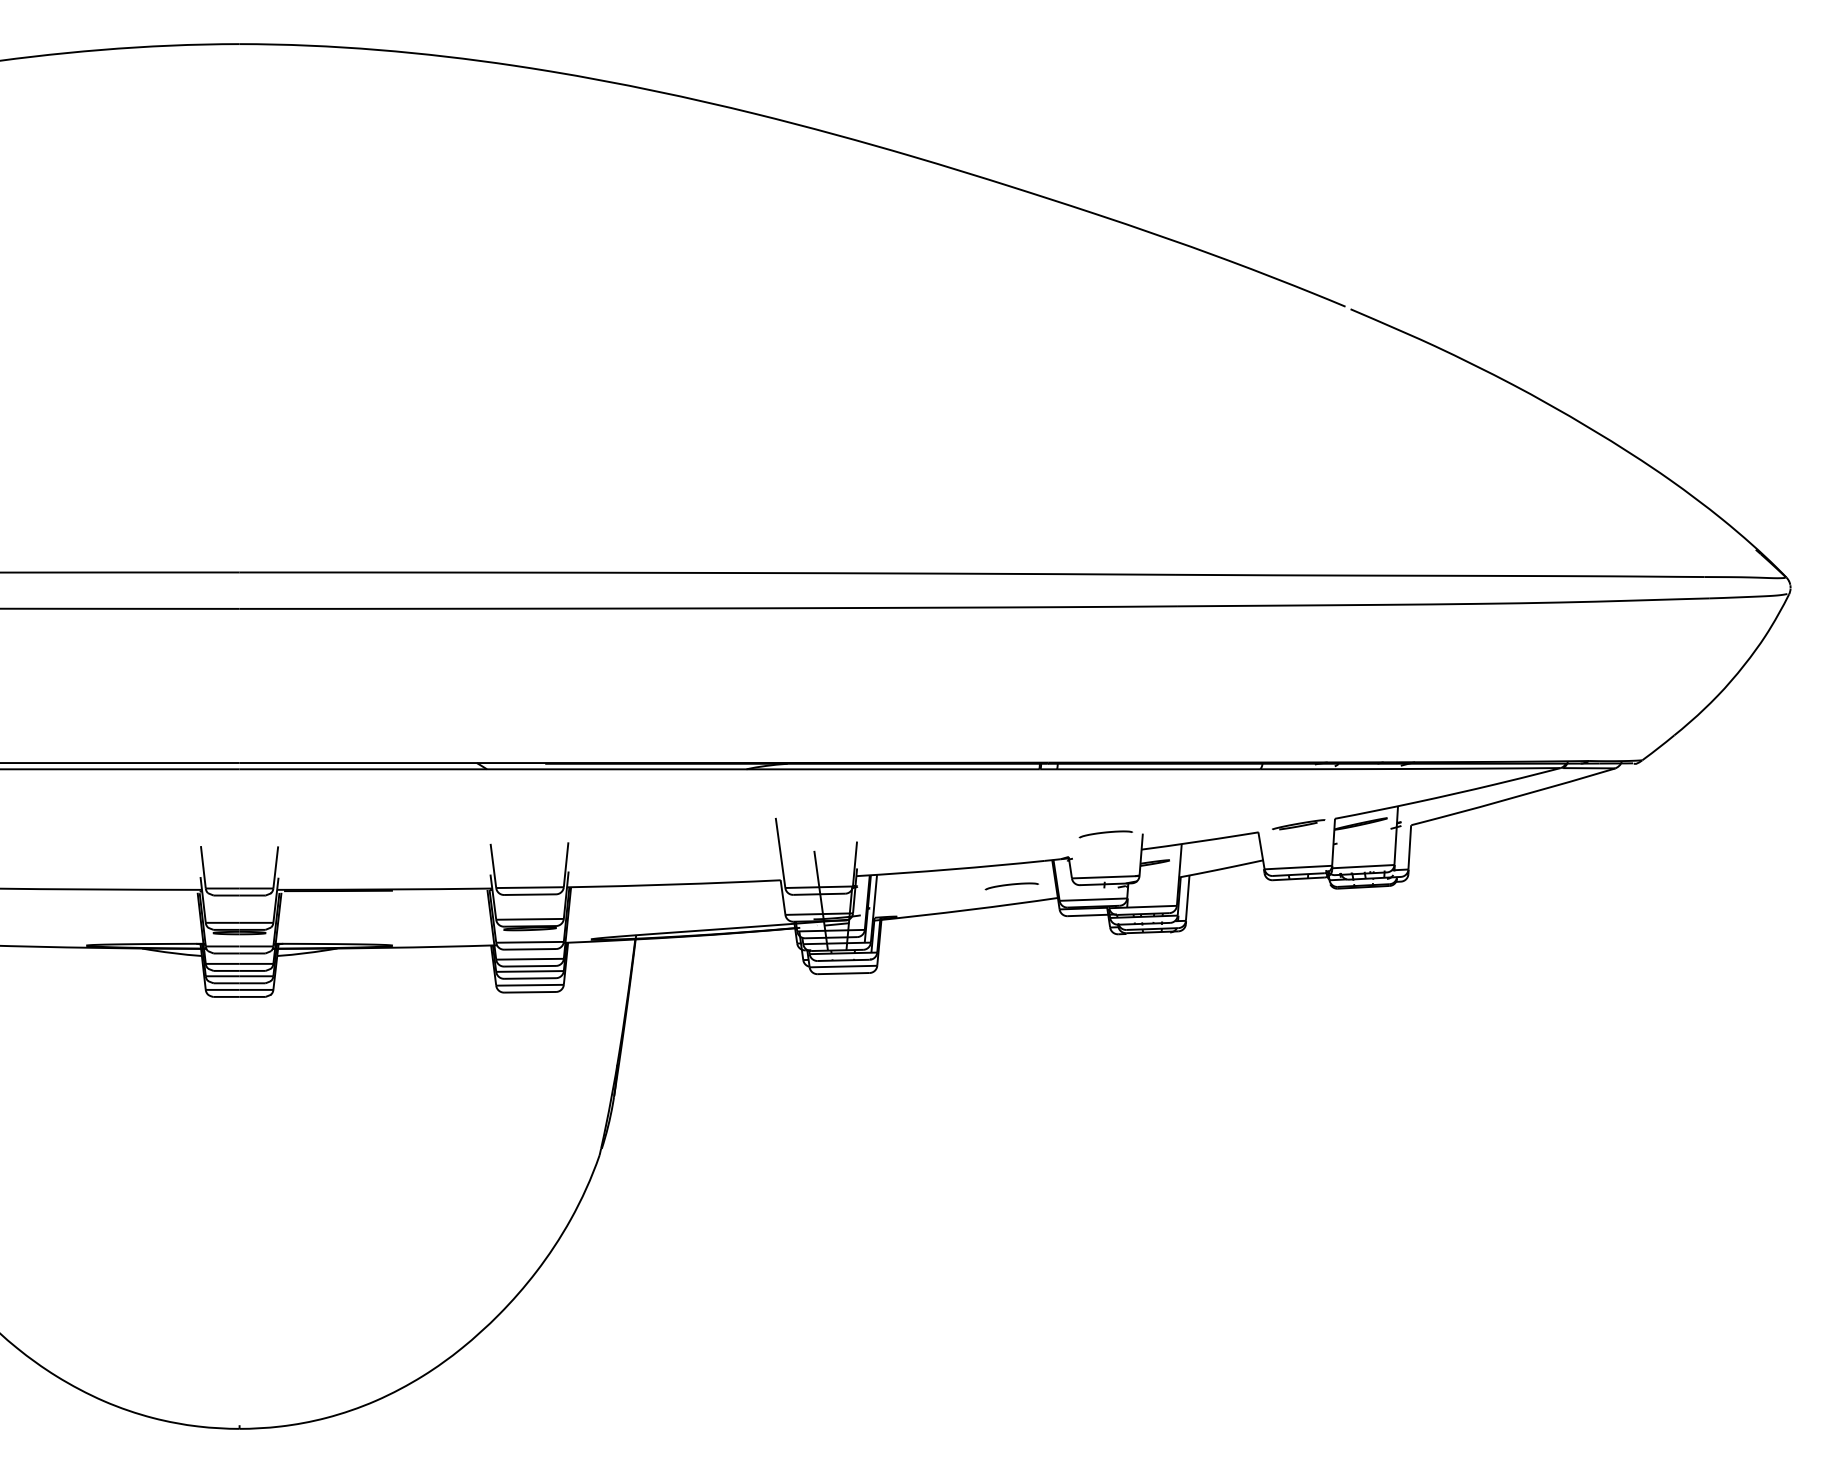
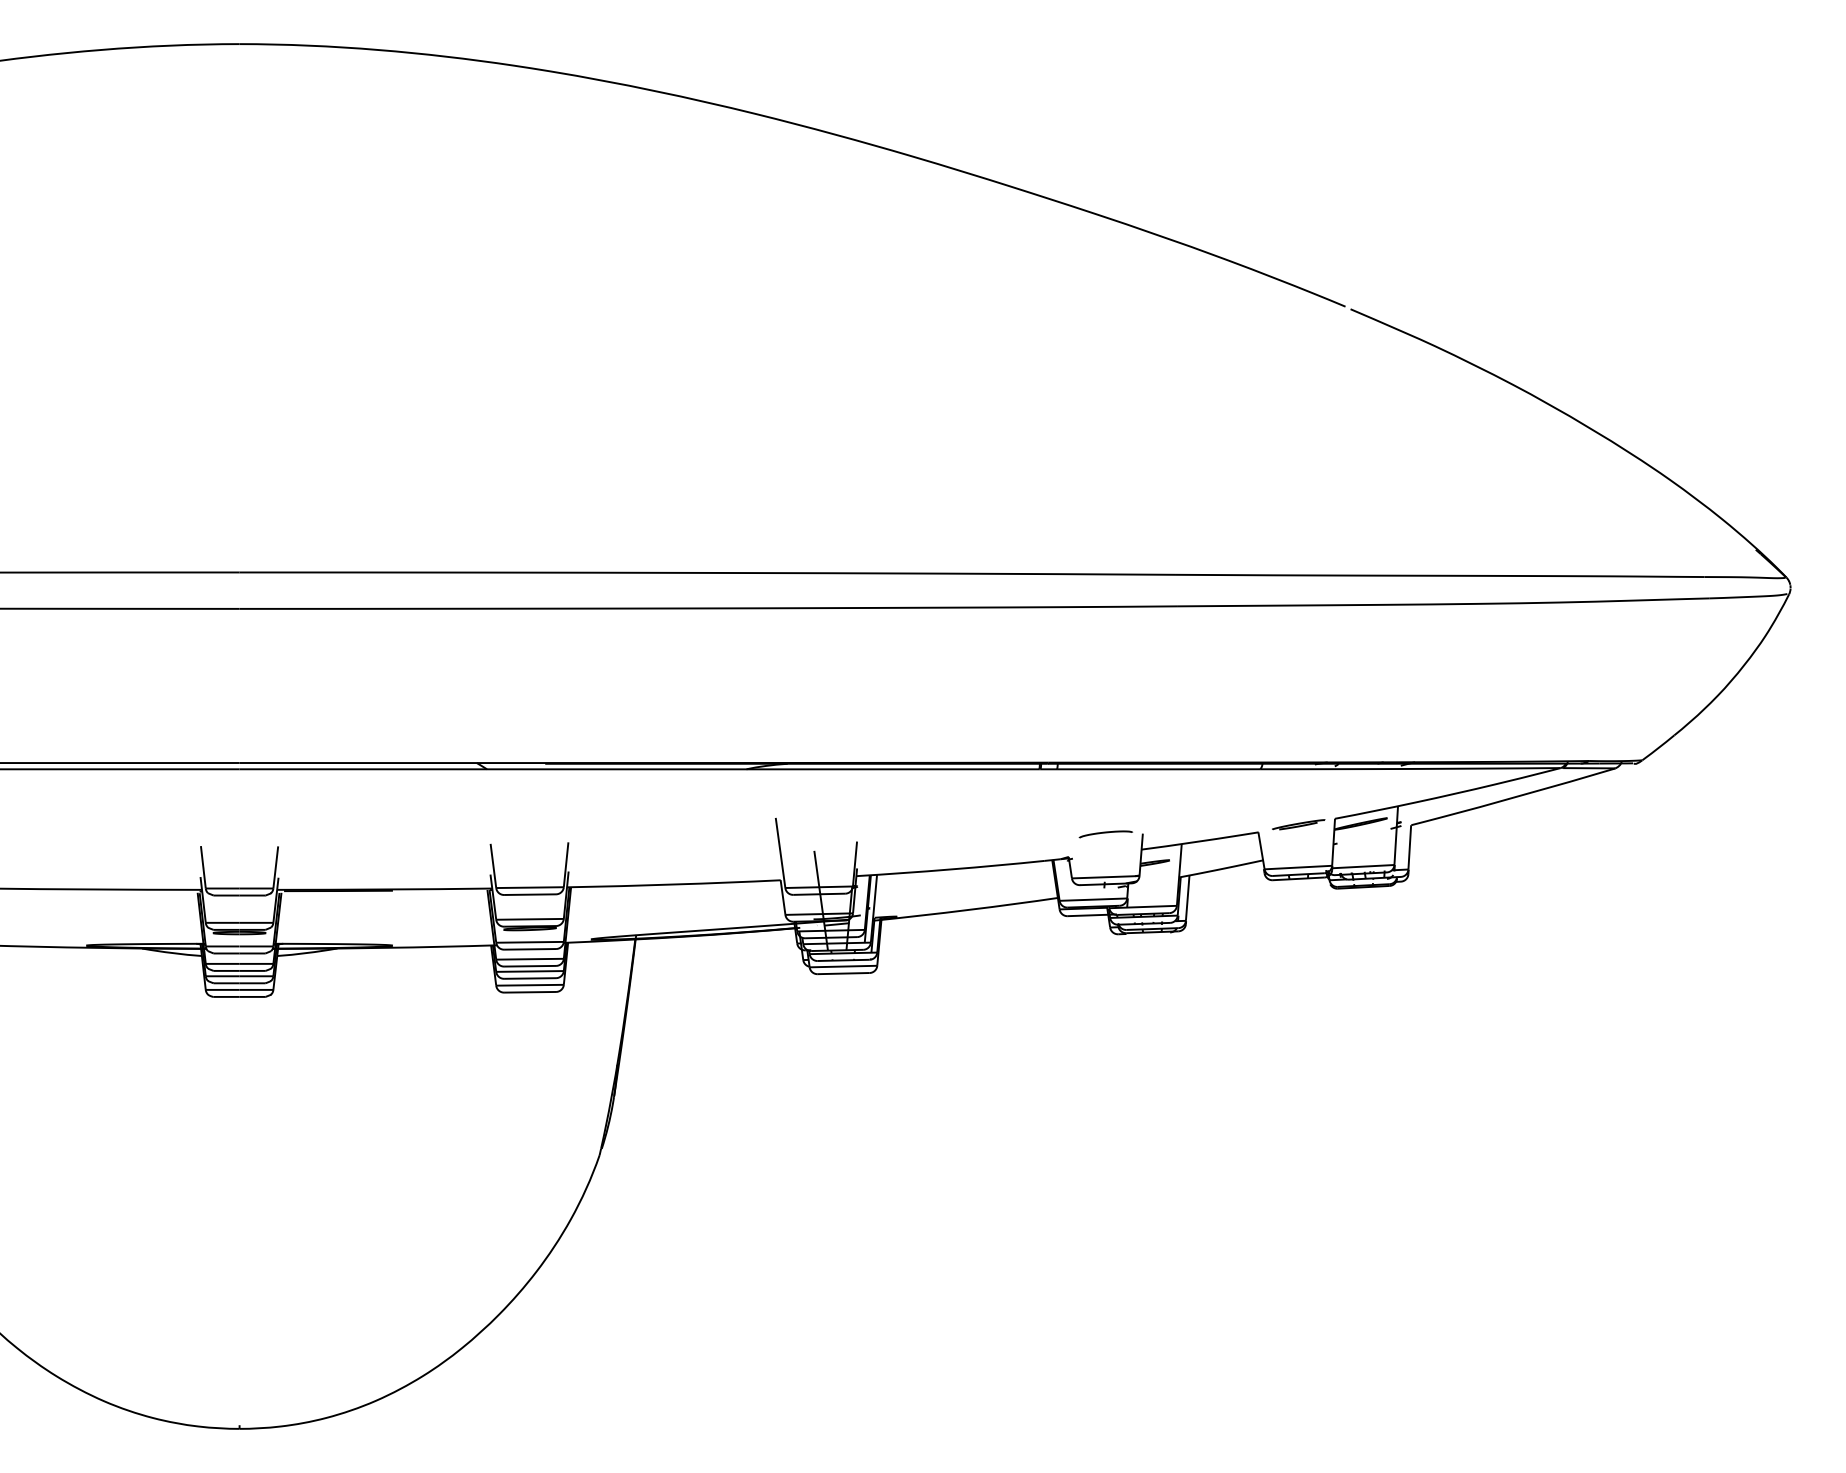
curve: present -> none (1011, 885)
